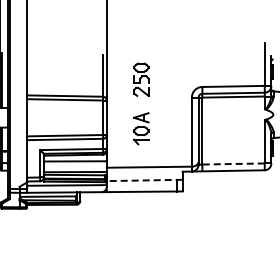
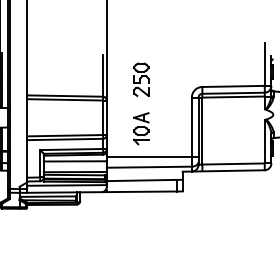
line: none -> present (152, 157)
line: dashed -> solid (233, 164)
line: dashed -> solid (144, 180)
